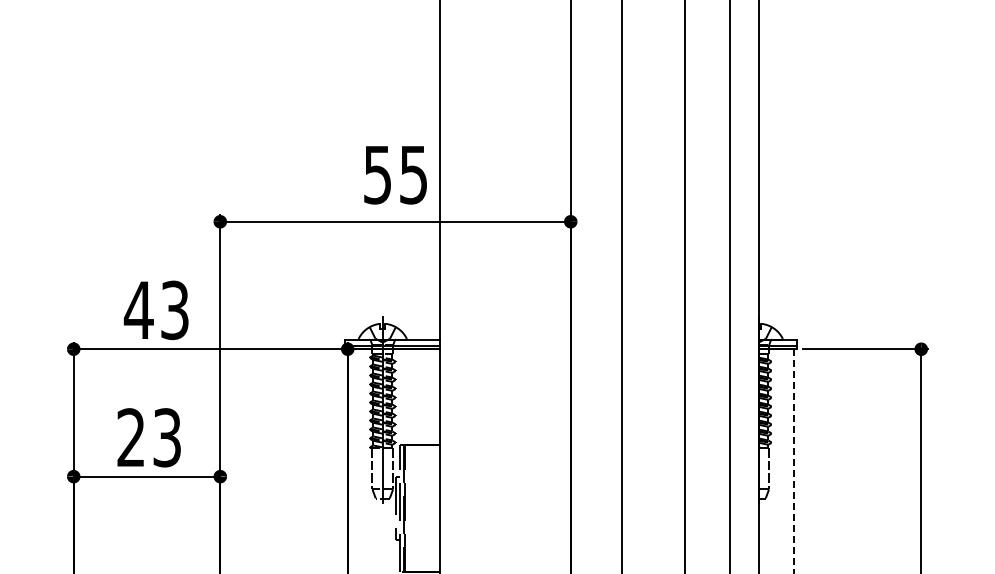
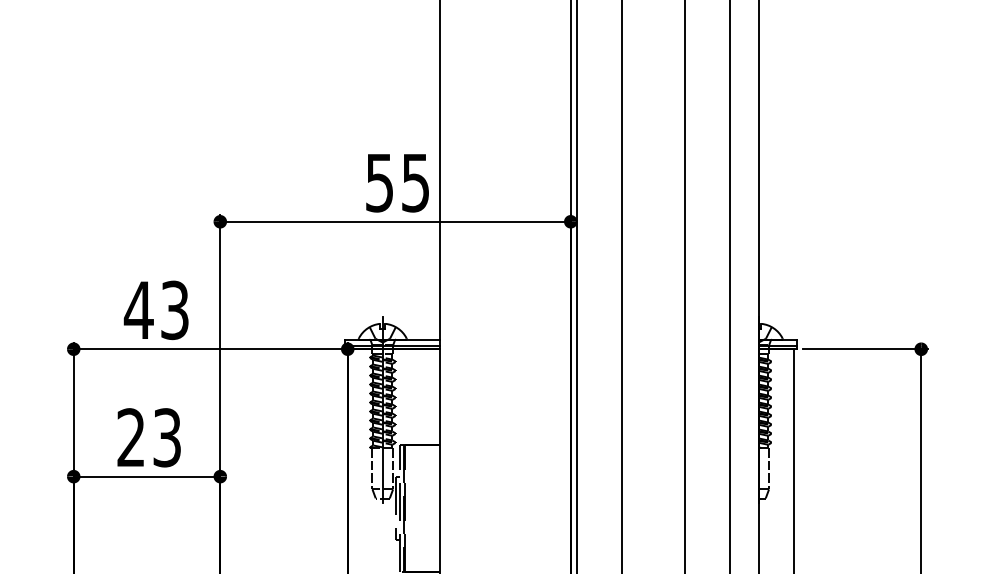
text position: (395, 175) -> (397, 183) (397, 183)
line: none -> present (577, 286)
line: dashed -> solid (793, 461)
